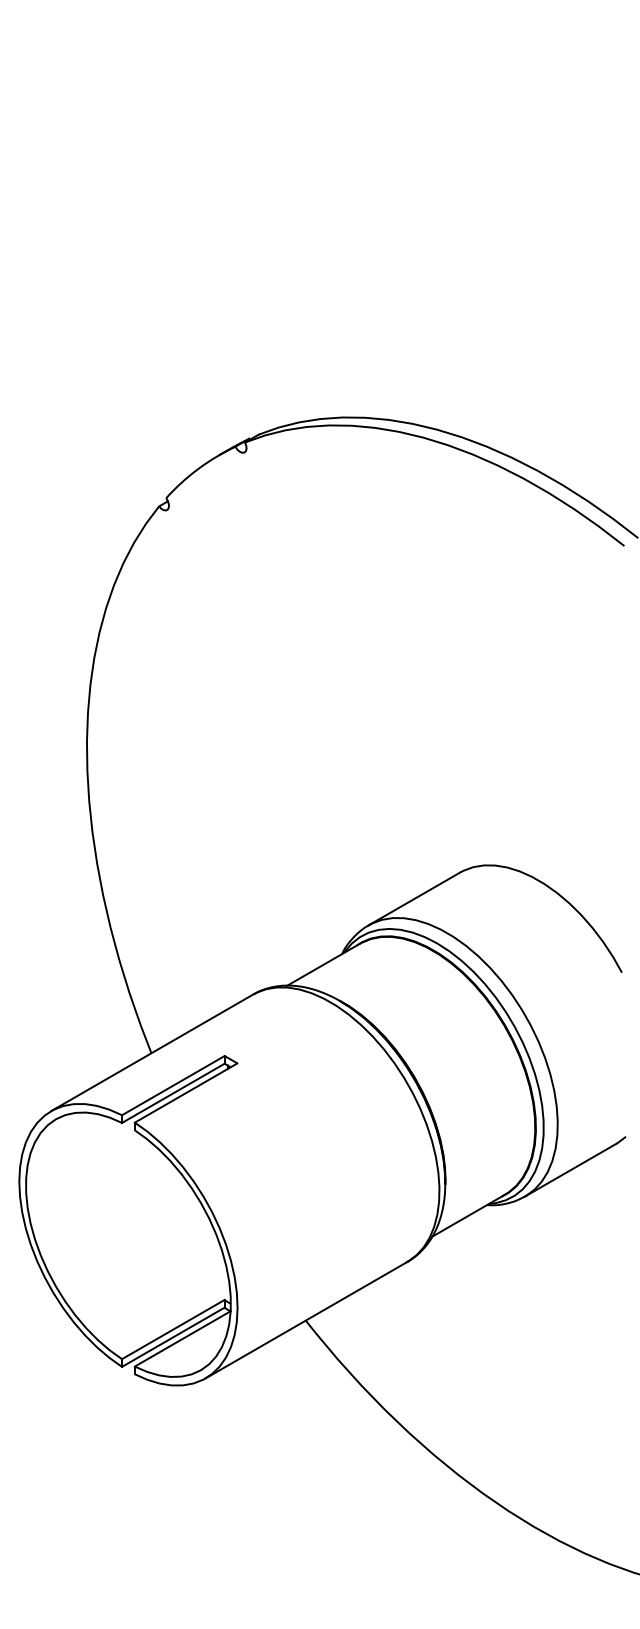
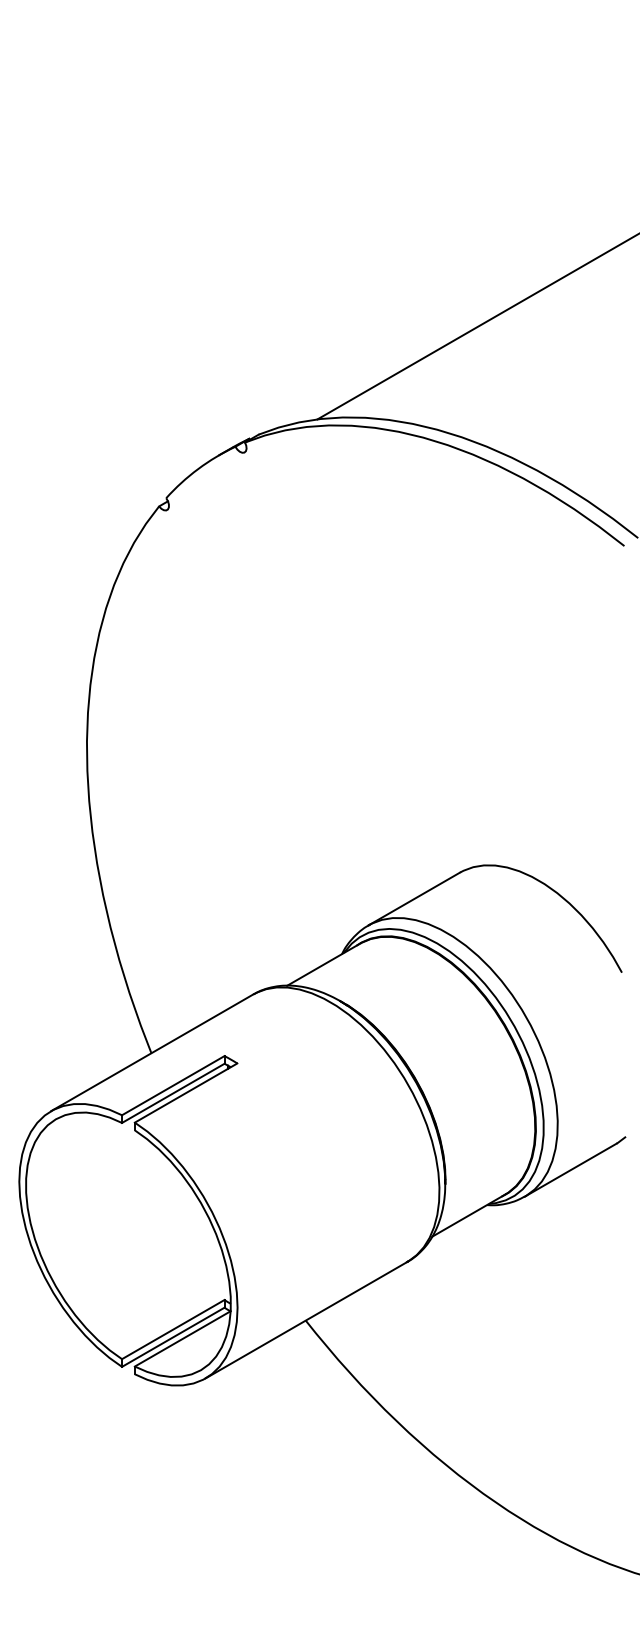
line: none -> present (476, 327)
